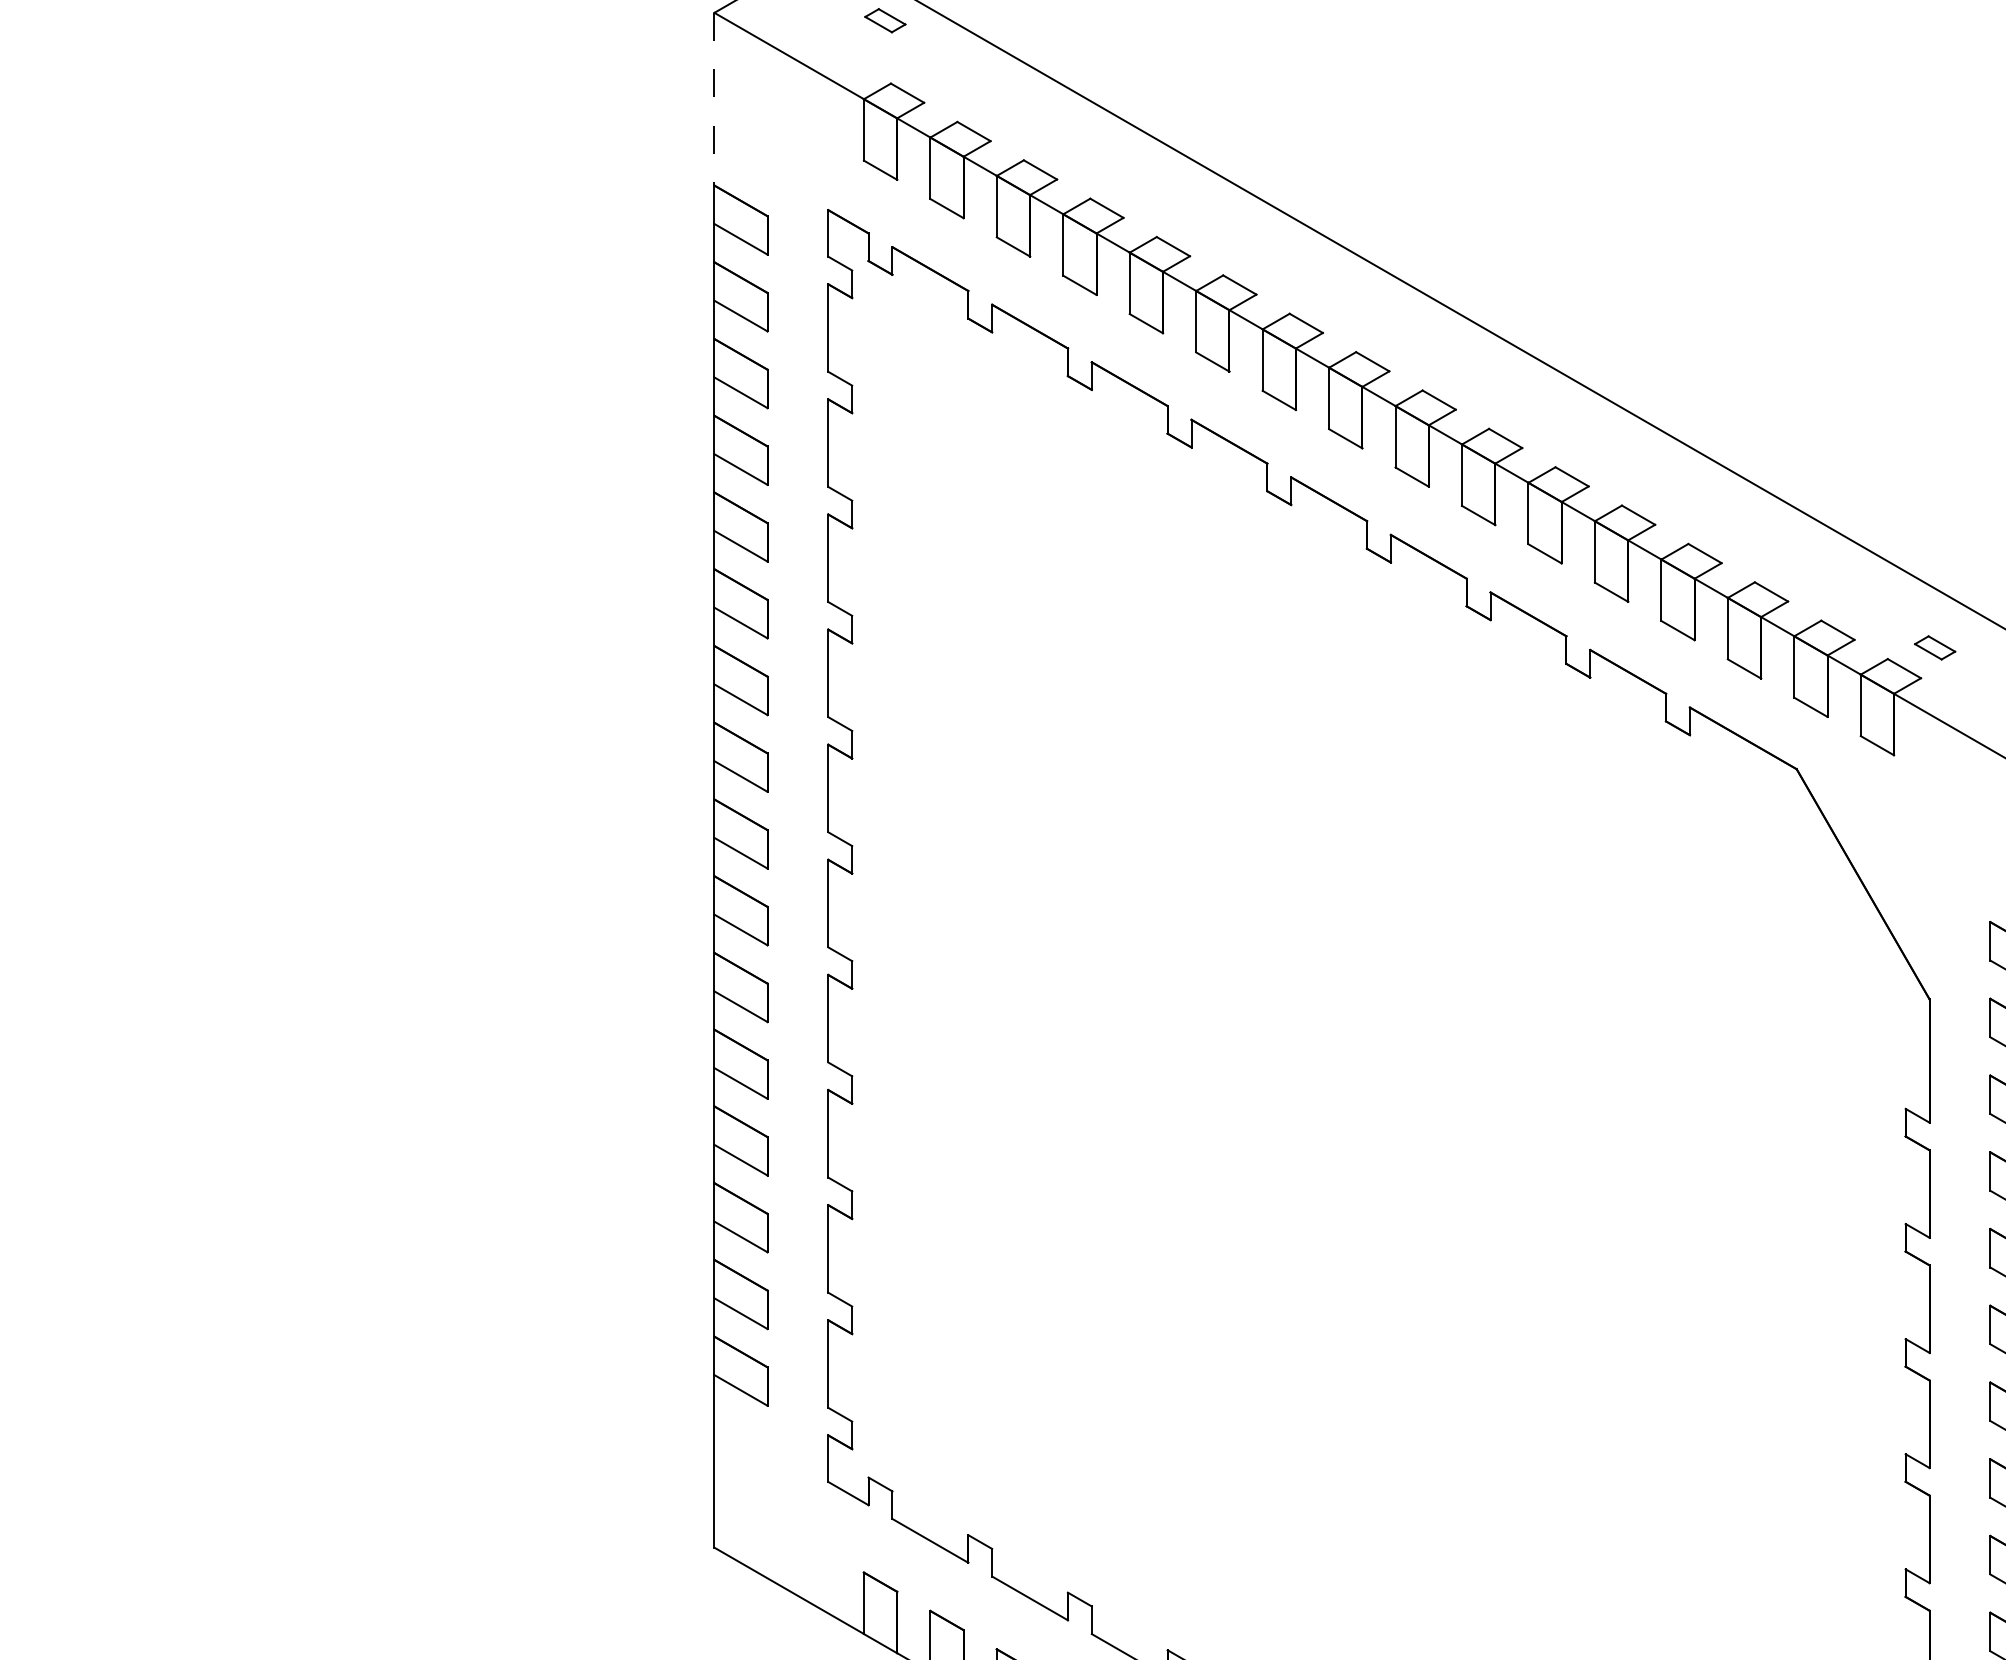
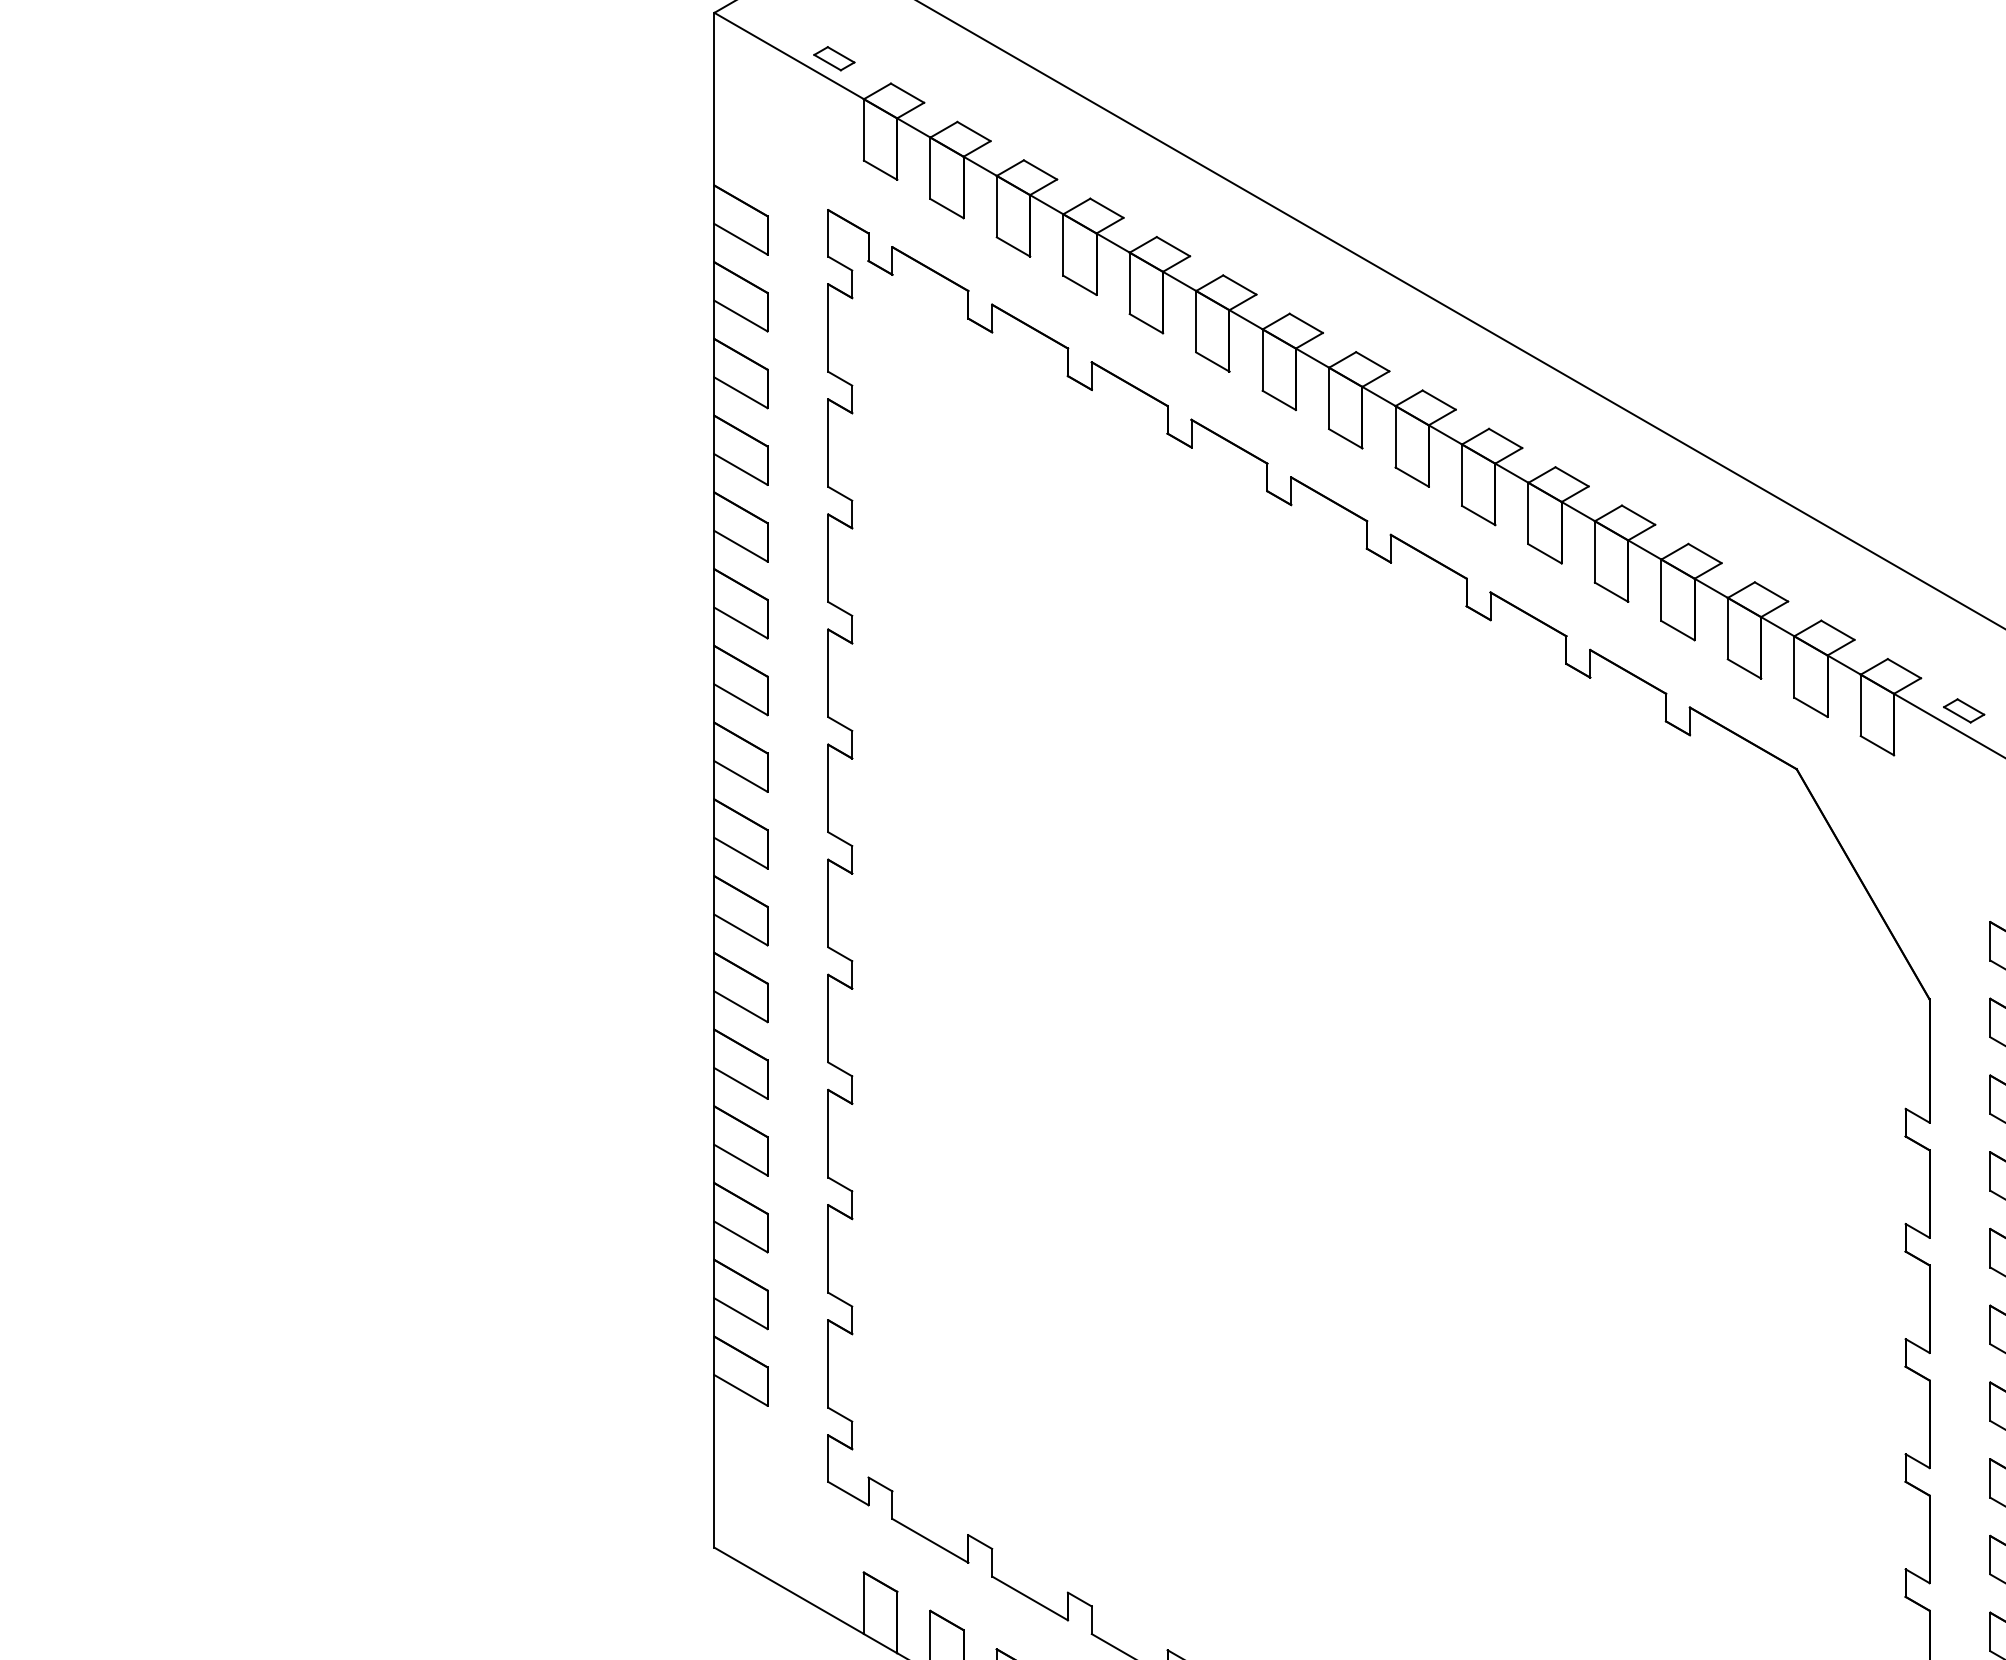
part position: (885, 20) -> (834, 58) (834, 58)
line: dashed -> solid (714, 99)
part position: (1935, 647) -> (1964, 710) (1964, 710)
